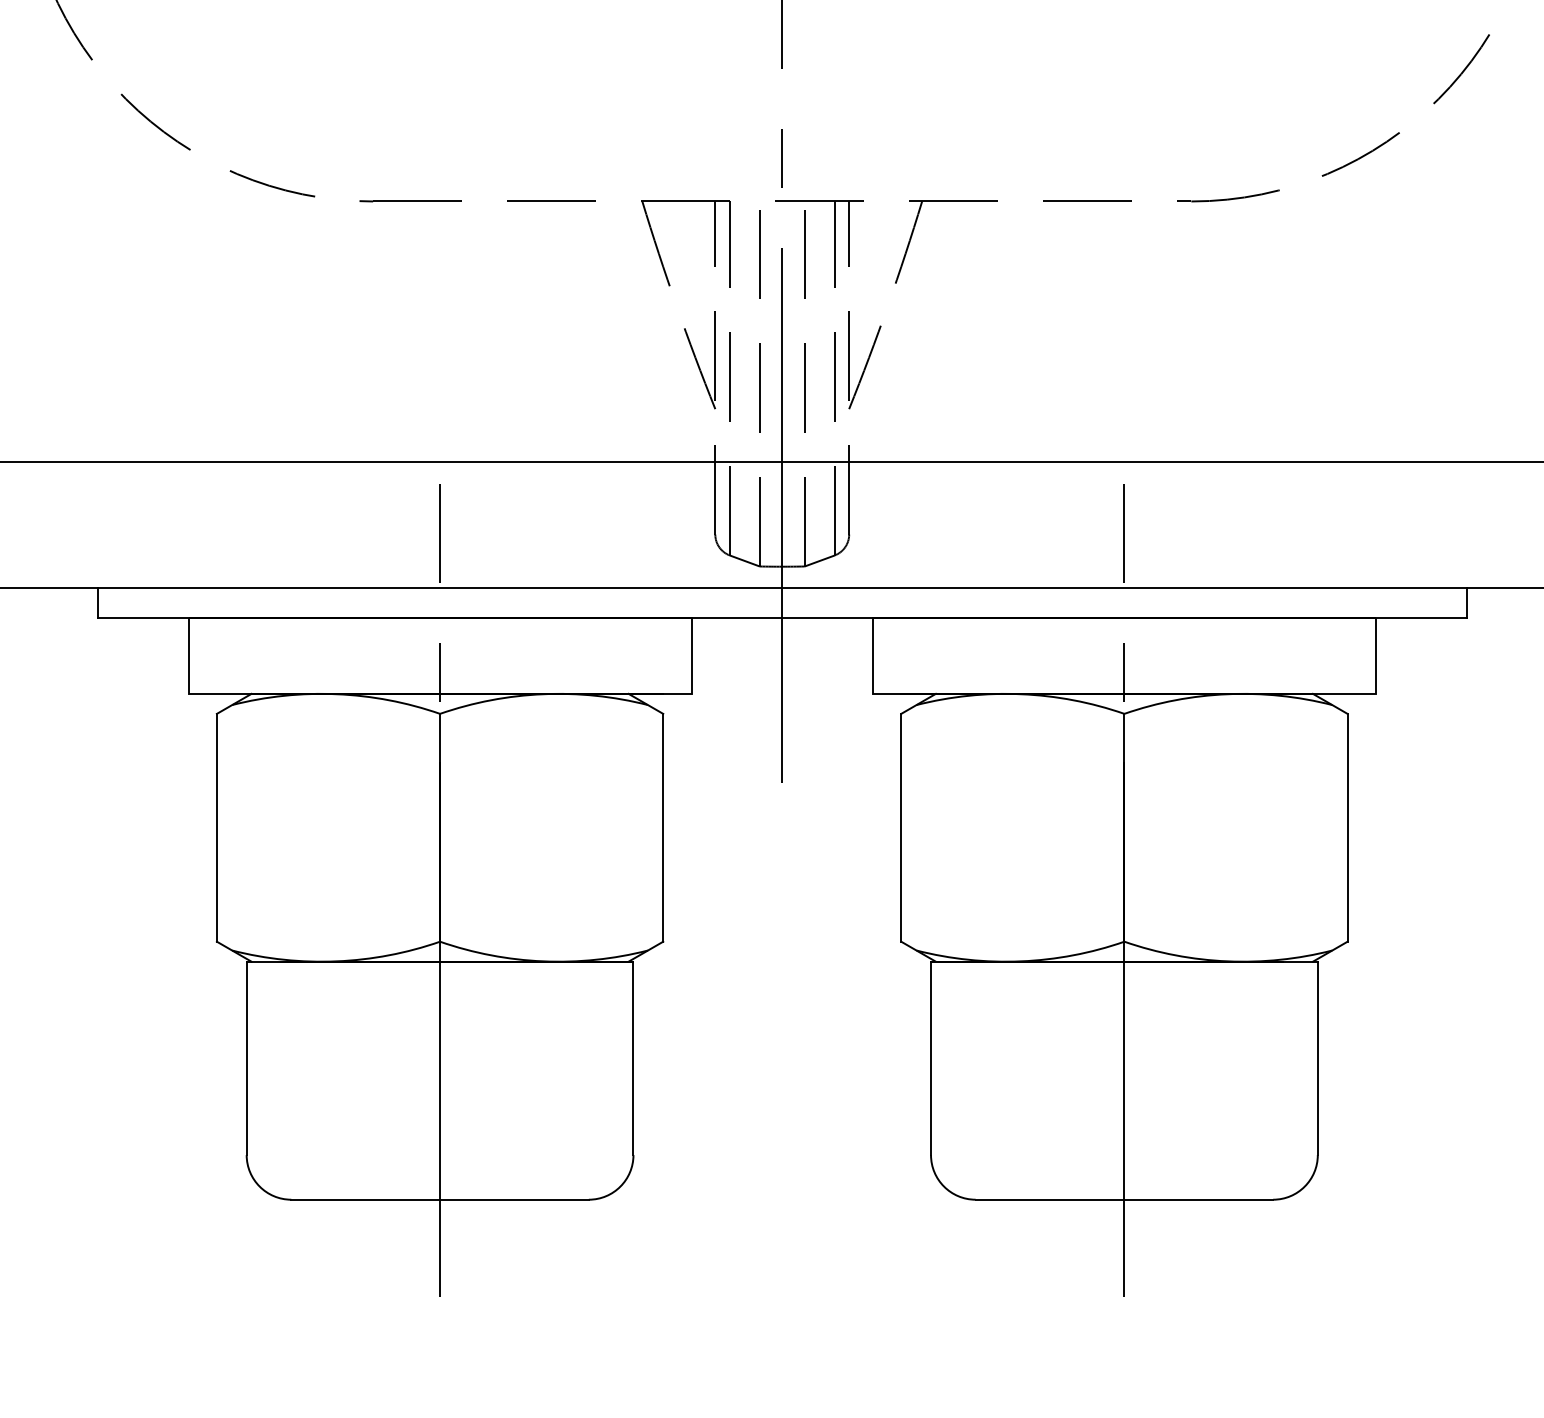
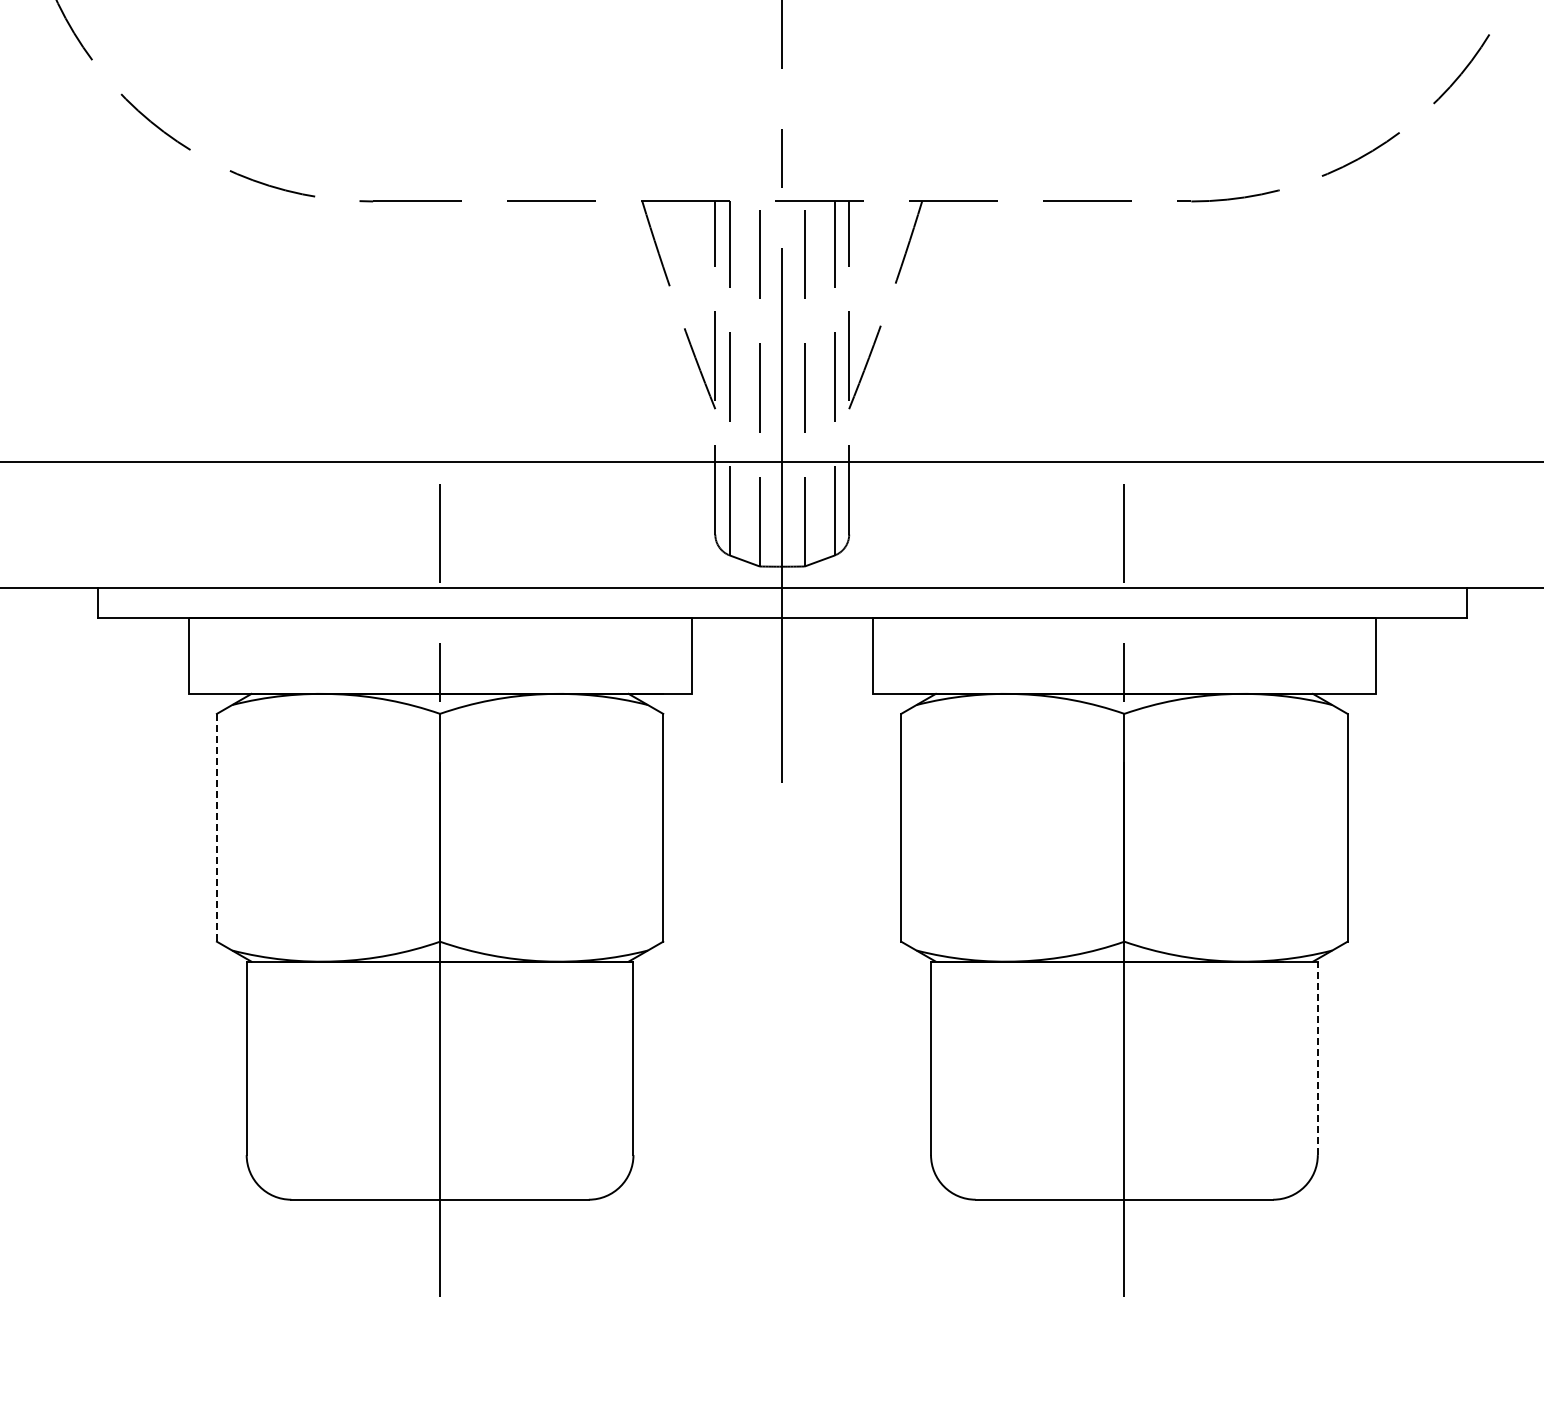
line: solid -> dashed (216, 827)
line: solid -> dashed (1317, 1058)
